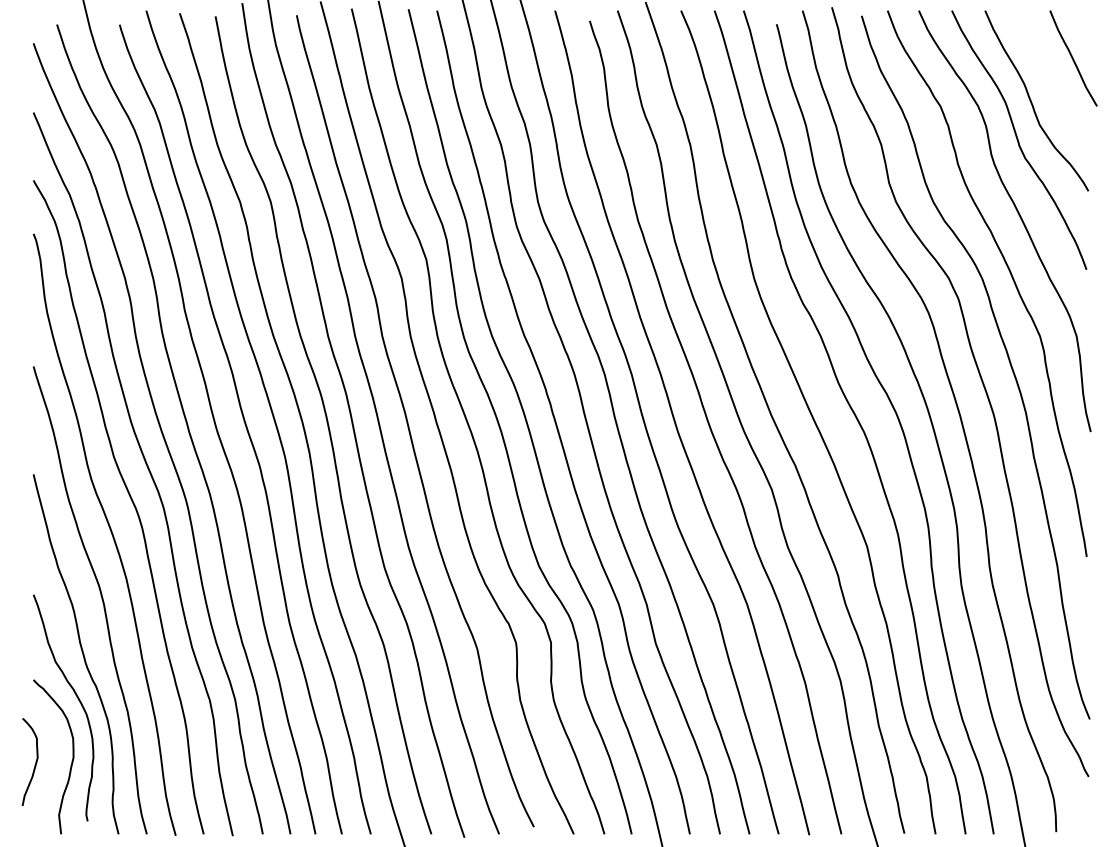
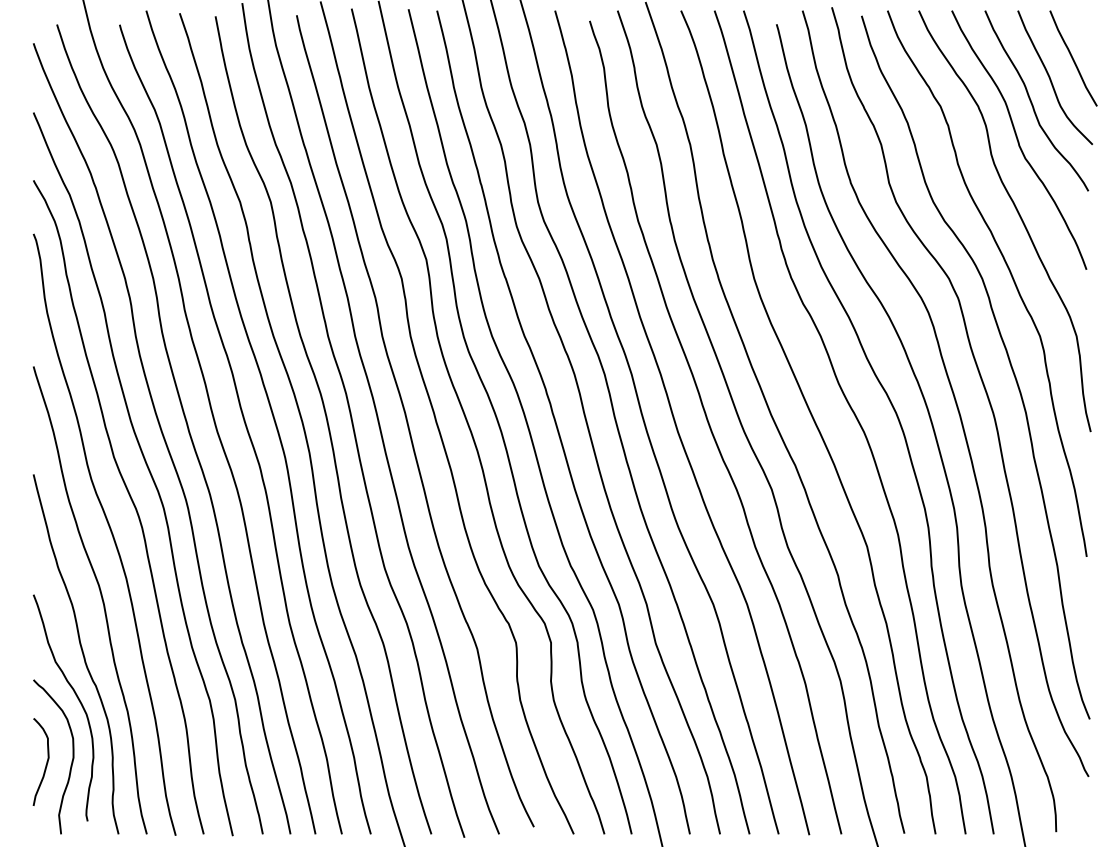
curve: none -> present (1051, 79)
curve position: (34, 764) -> (45, 764) (45, 764)
